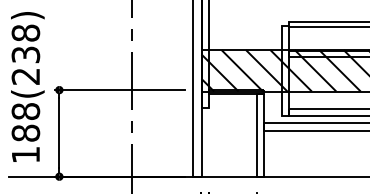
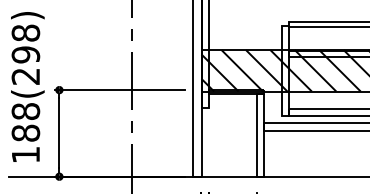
text: 188(238) -> 188(298) (25, 54)
